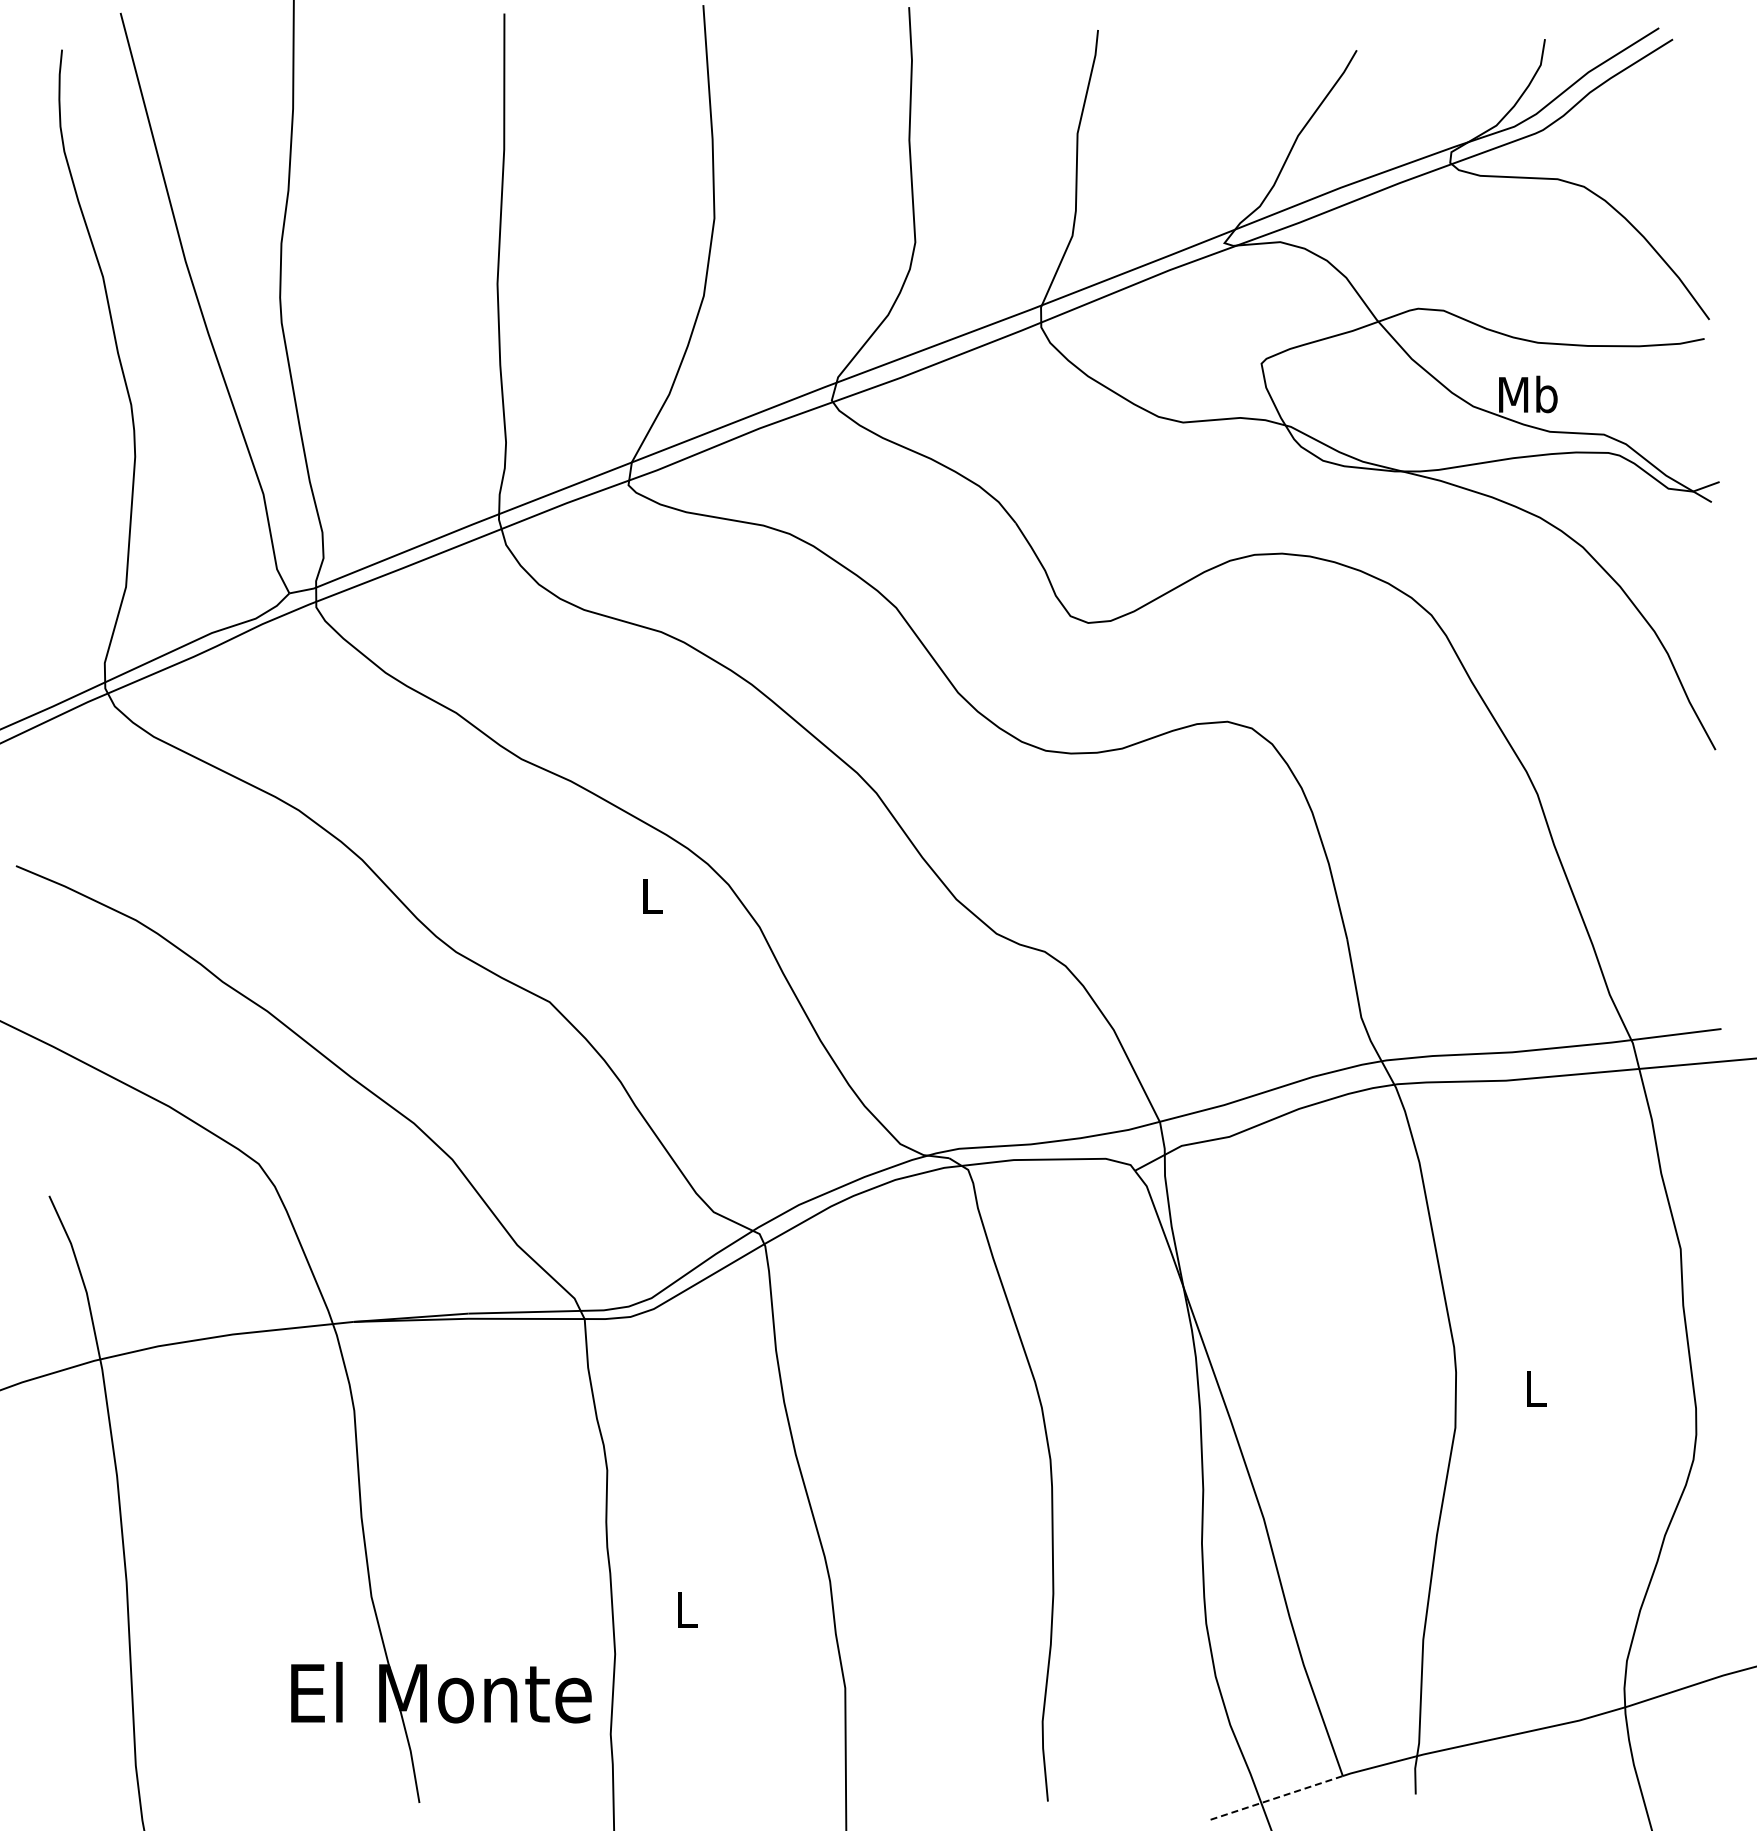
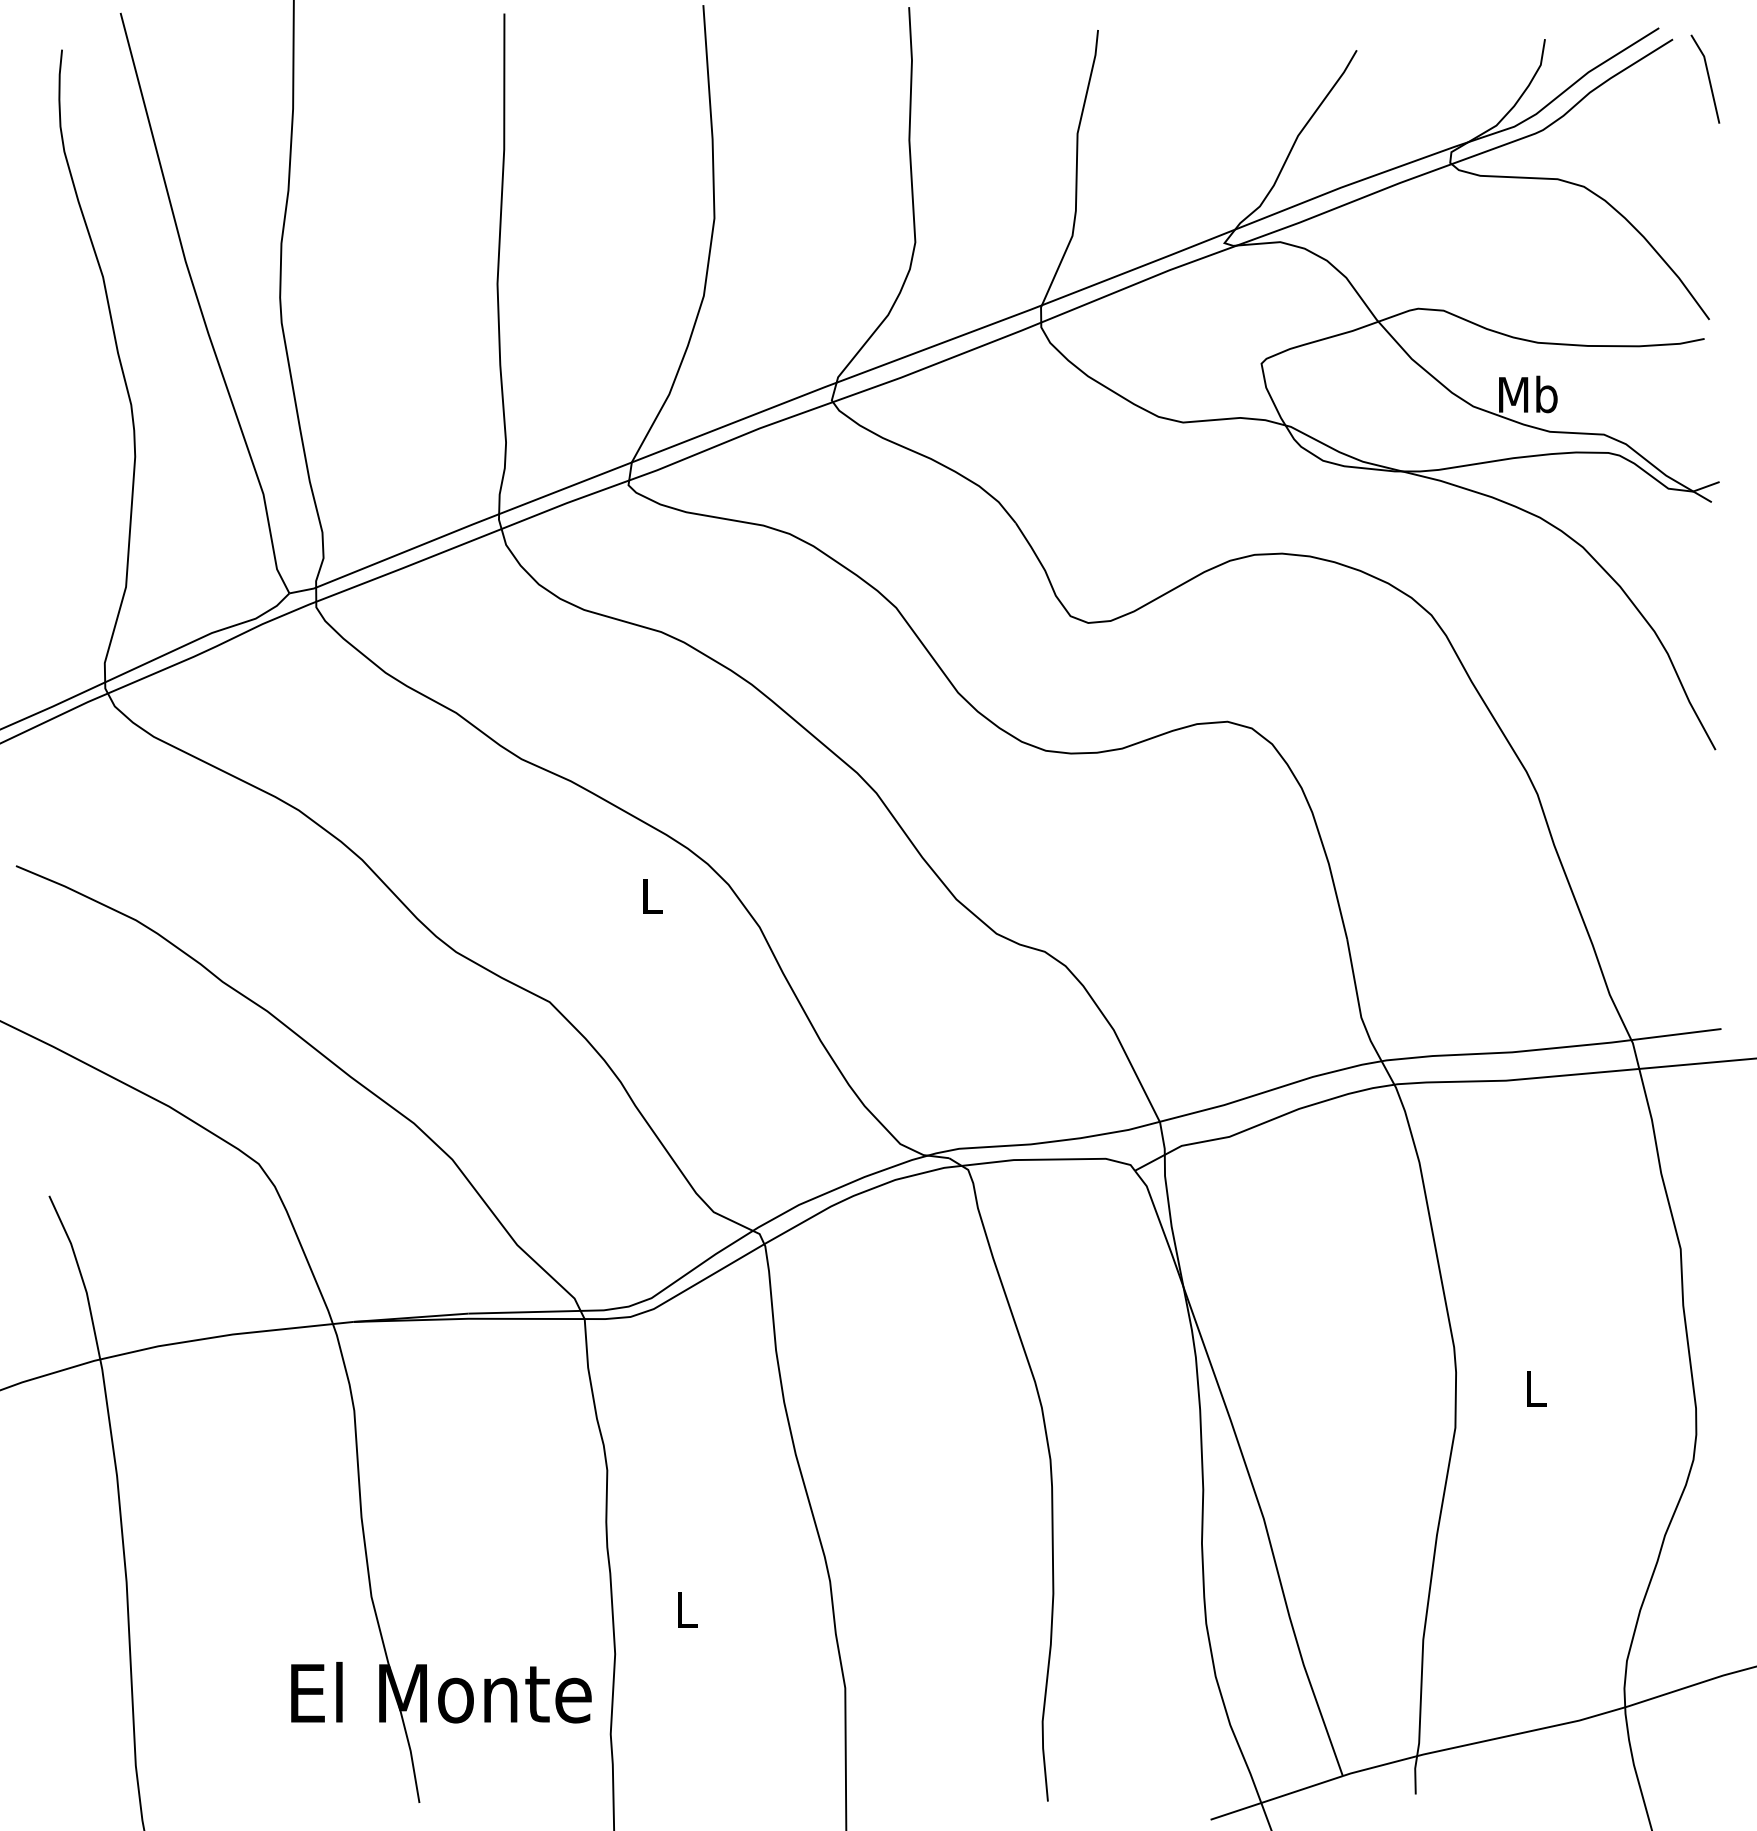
line: none -> present (1707, 76)
line: dashed -> solid (1276, 1797)
